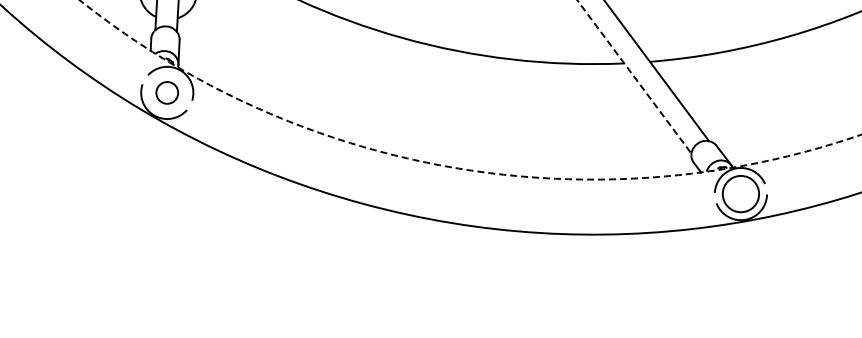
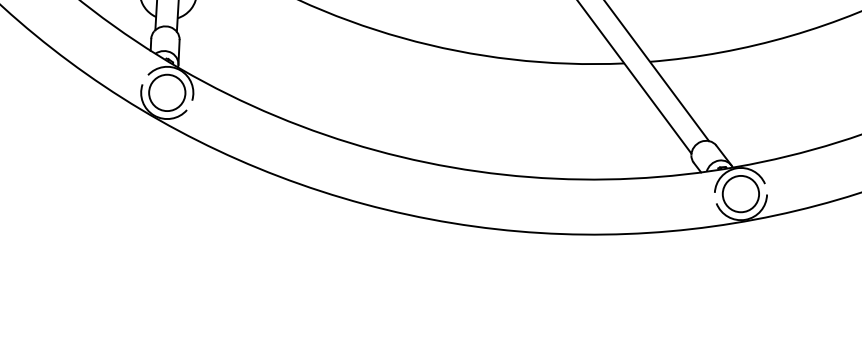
line: dashed -> solid (634, 77)
circle diameter: 22 px -> 36 px (167, 92)
arc: dashed -> solid (453, 167)
